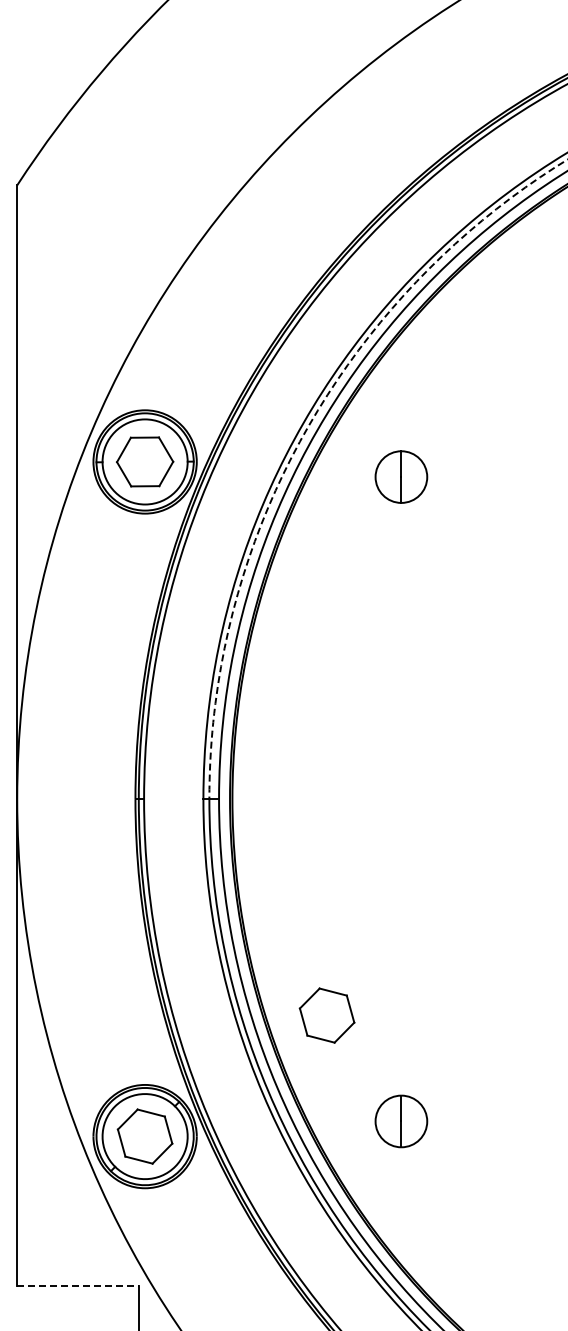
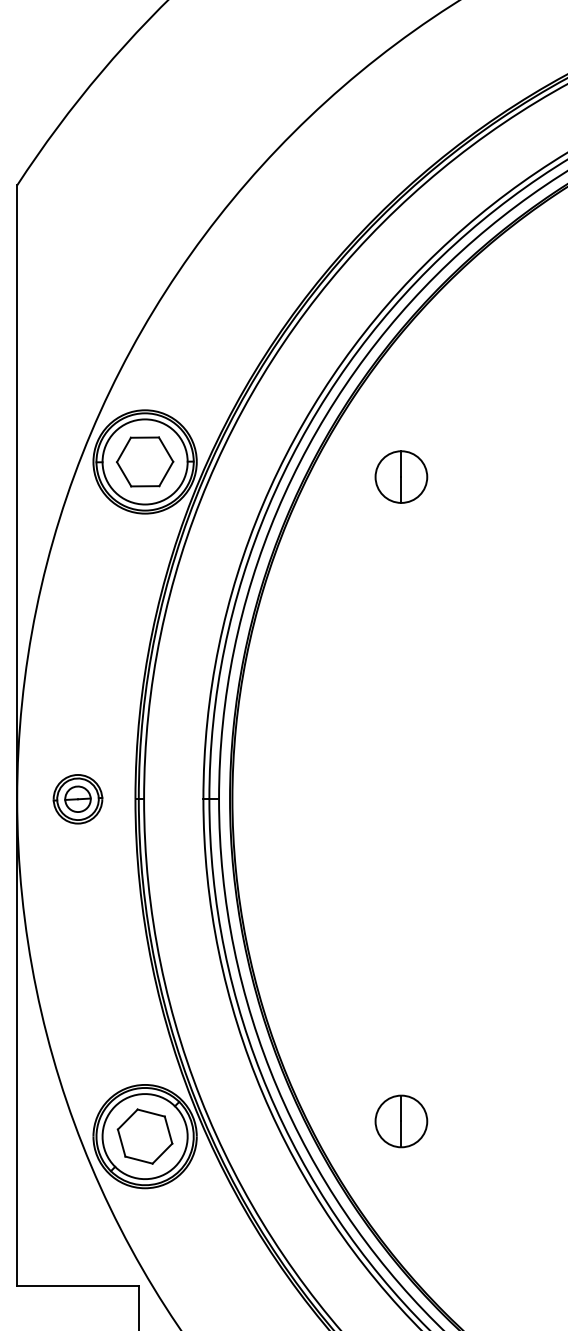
arc: dashed -> solid (305, 430)
part: none -> present (77, 799)
part: present -> none (326, 1015)
line: dashed -> solid (78, 1285)
